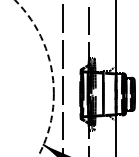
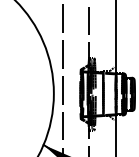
circle: dashed -> solid (34, 78)
